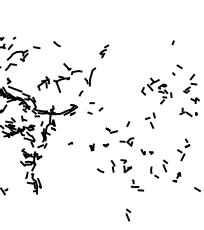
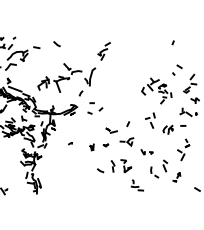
part size: 11x15 px -> 14x19 px (103, 51)
part: none -> present (174, 129)
part: present -> none (128, 214)
